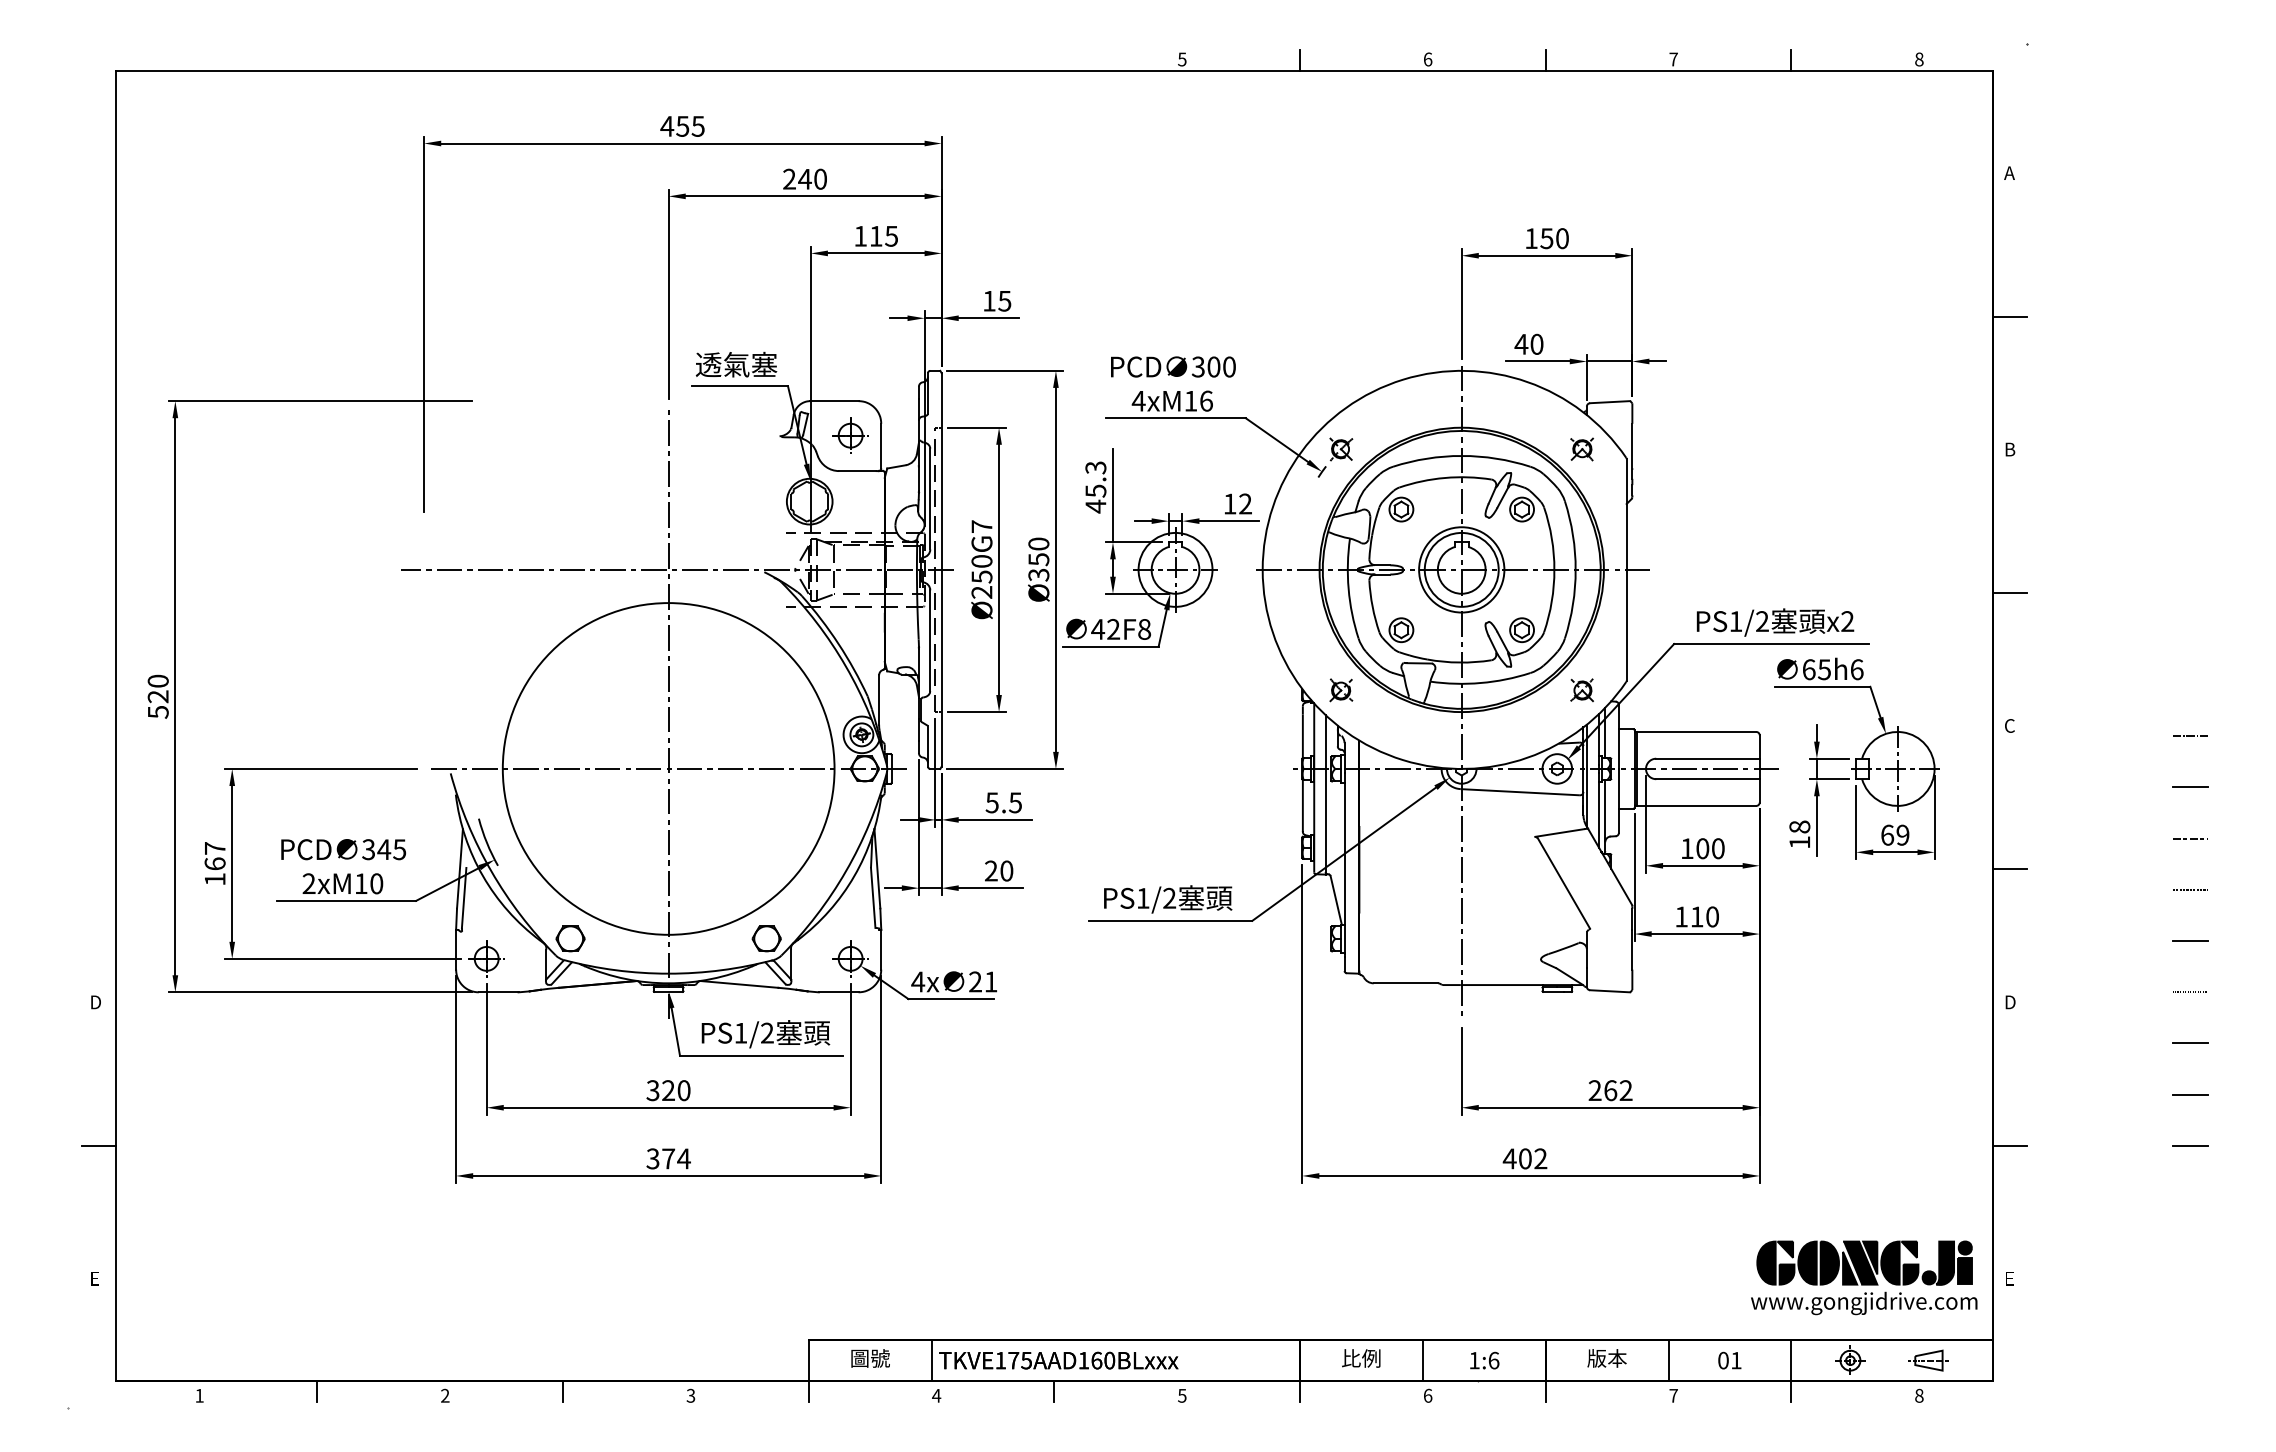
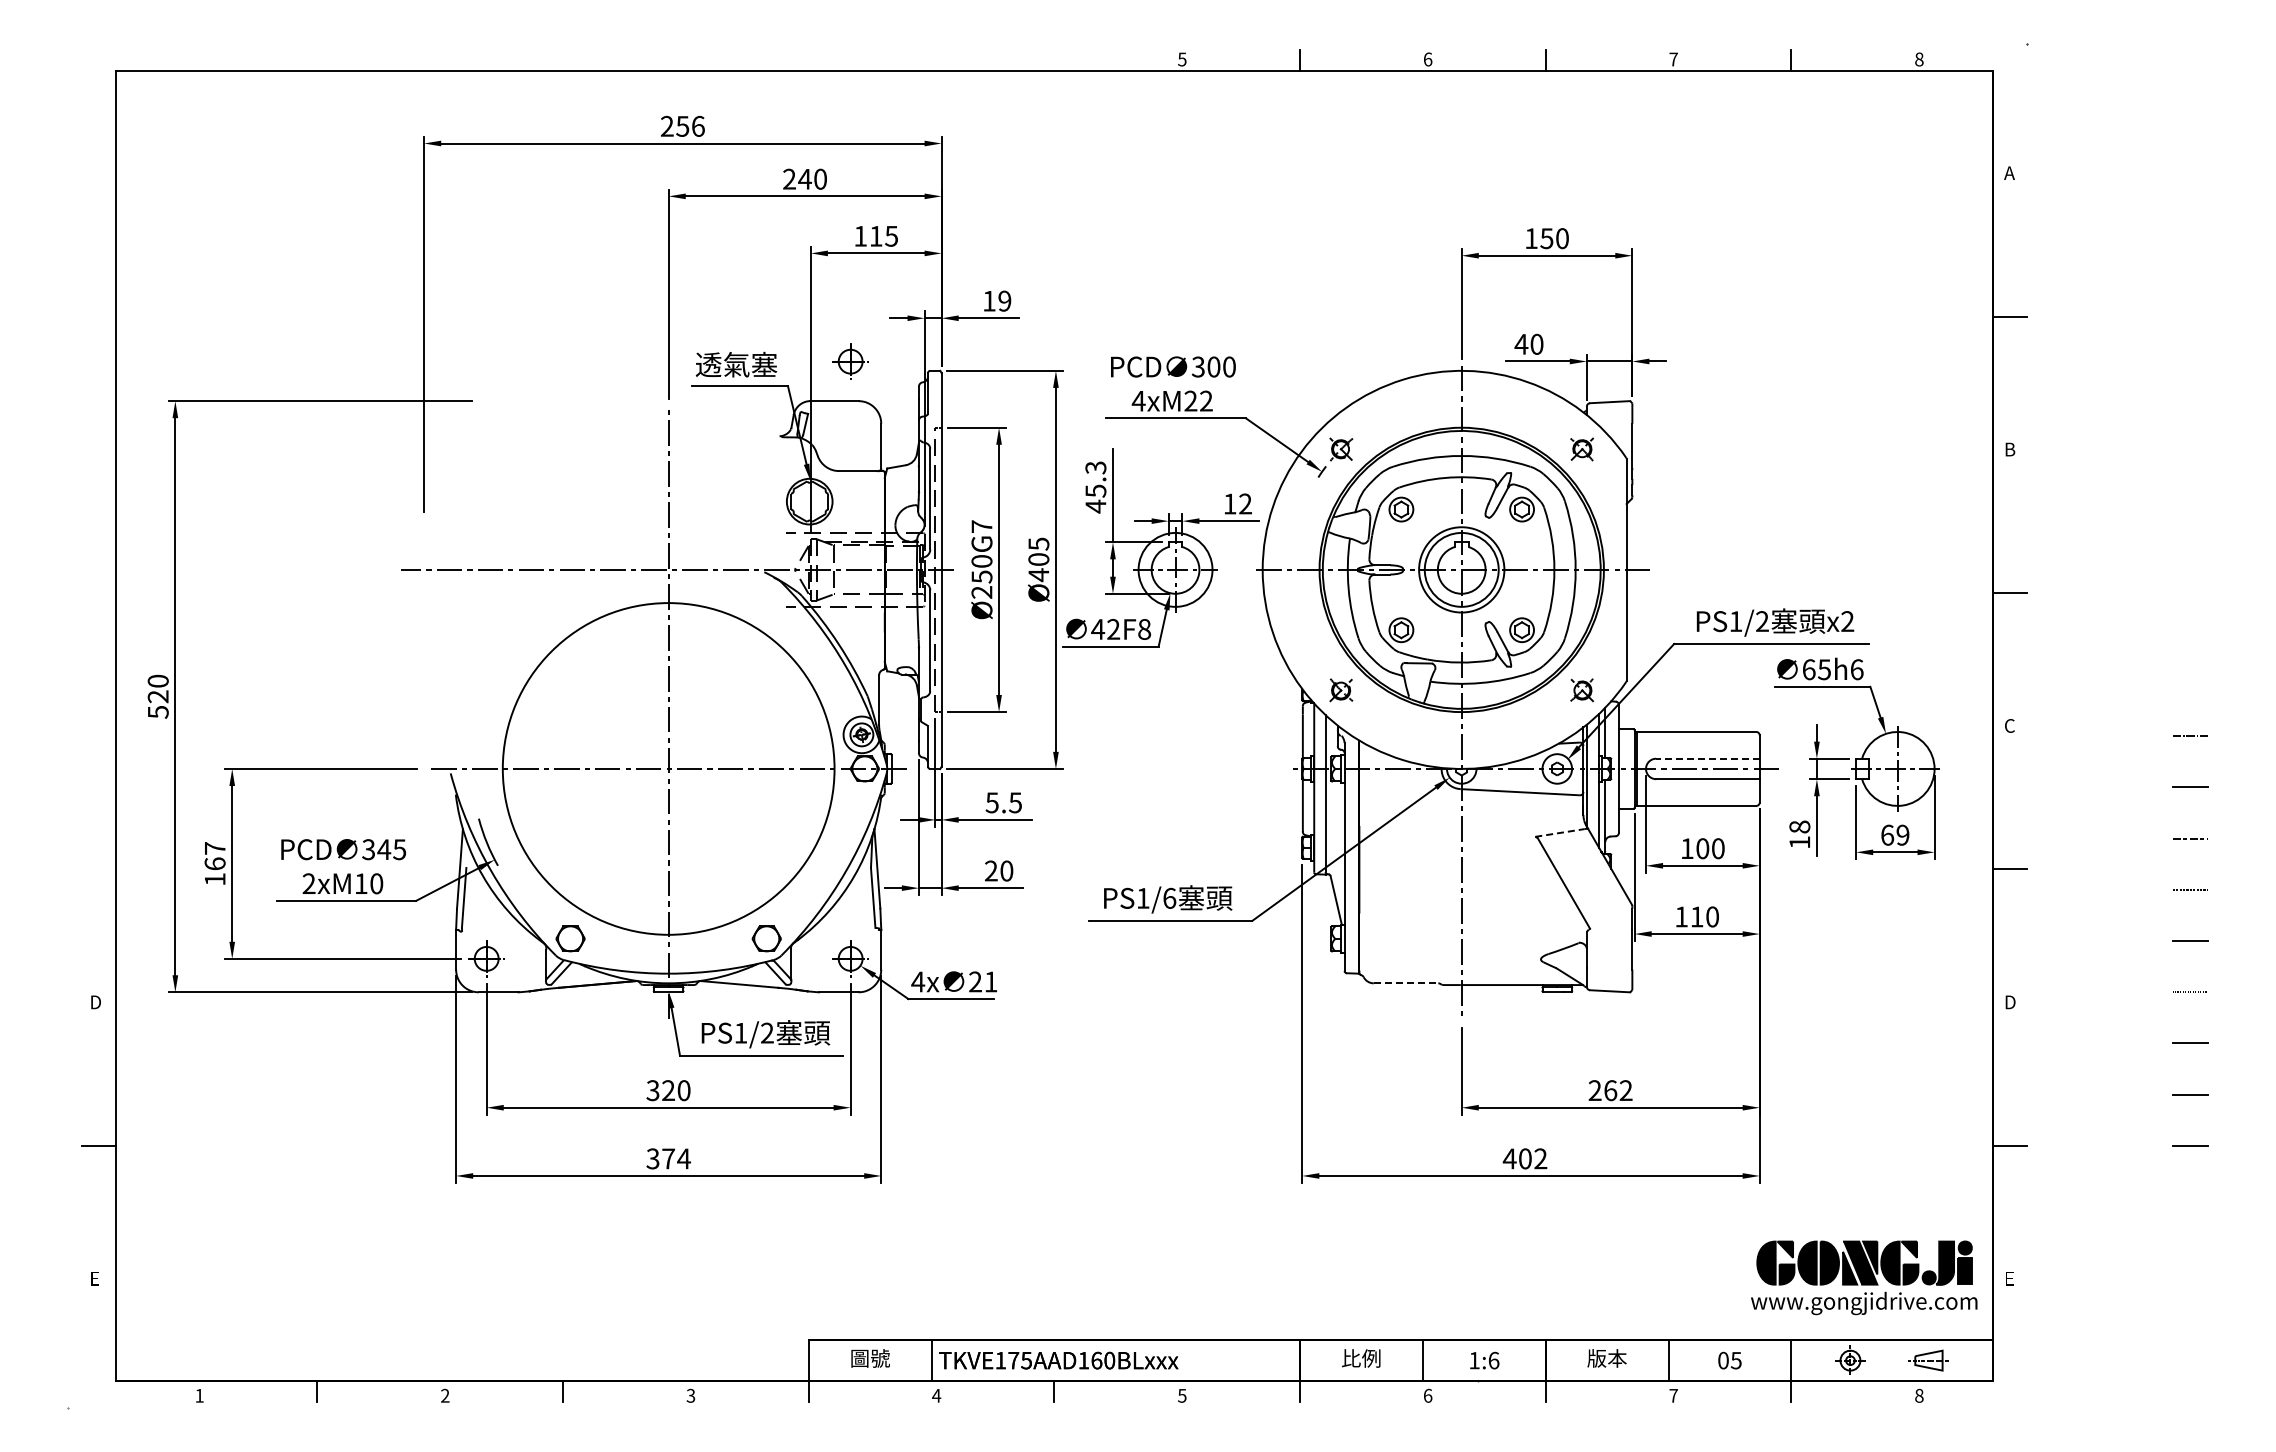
text: 455 -> 256 (682, 125)
text: 15 -> 19 (1004, 300)
text: 4xM16 -> 4xM22 (1198, 400)
part position: (850, 435) -> (850, 361) (850, 361)
text: Ø350 -> Ø405 (1038, 559)
line: solid -> dashed (1707, 758)
line: solid -> dashed (1559, 833)
text: PS1/2 -> PS1/6 (1169, 897)
line: solid -> dashed (1406, 983)
text: 01 -> 05 (1735, 1360)
